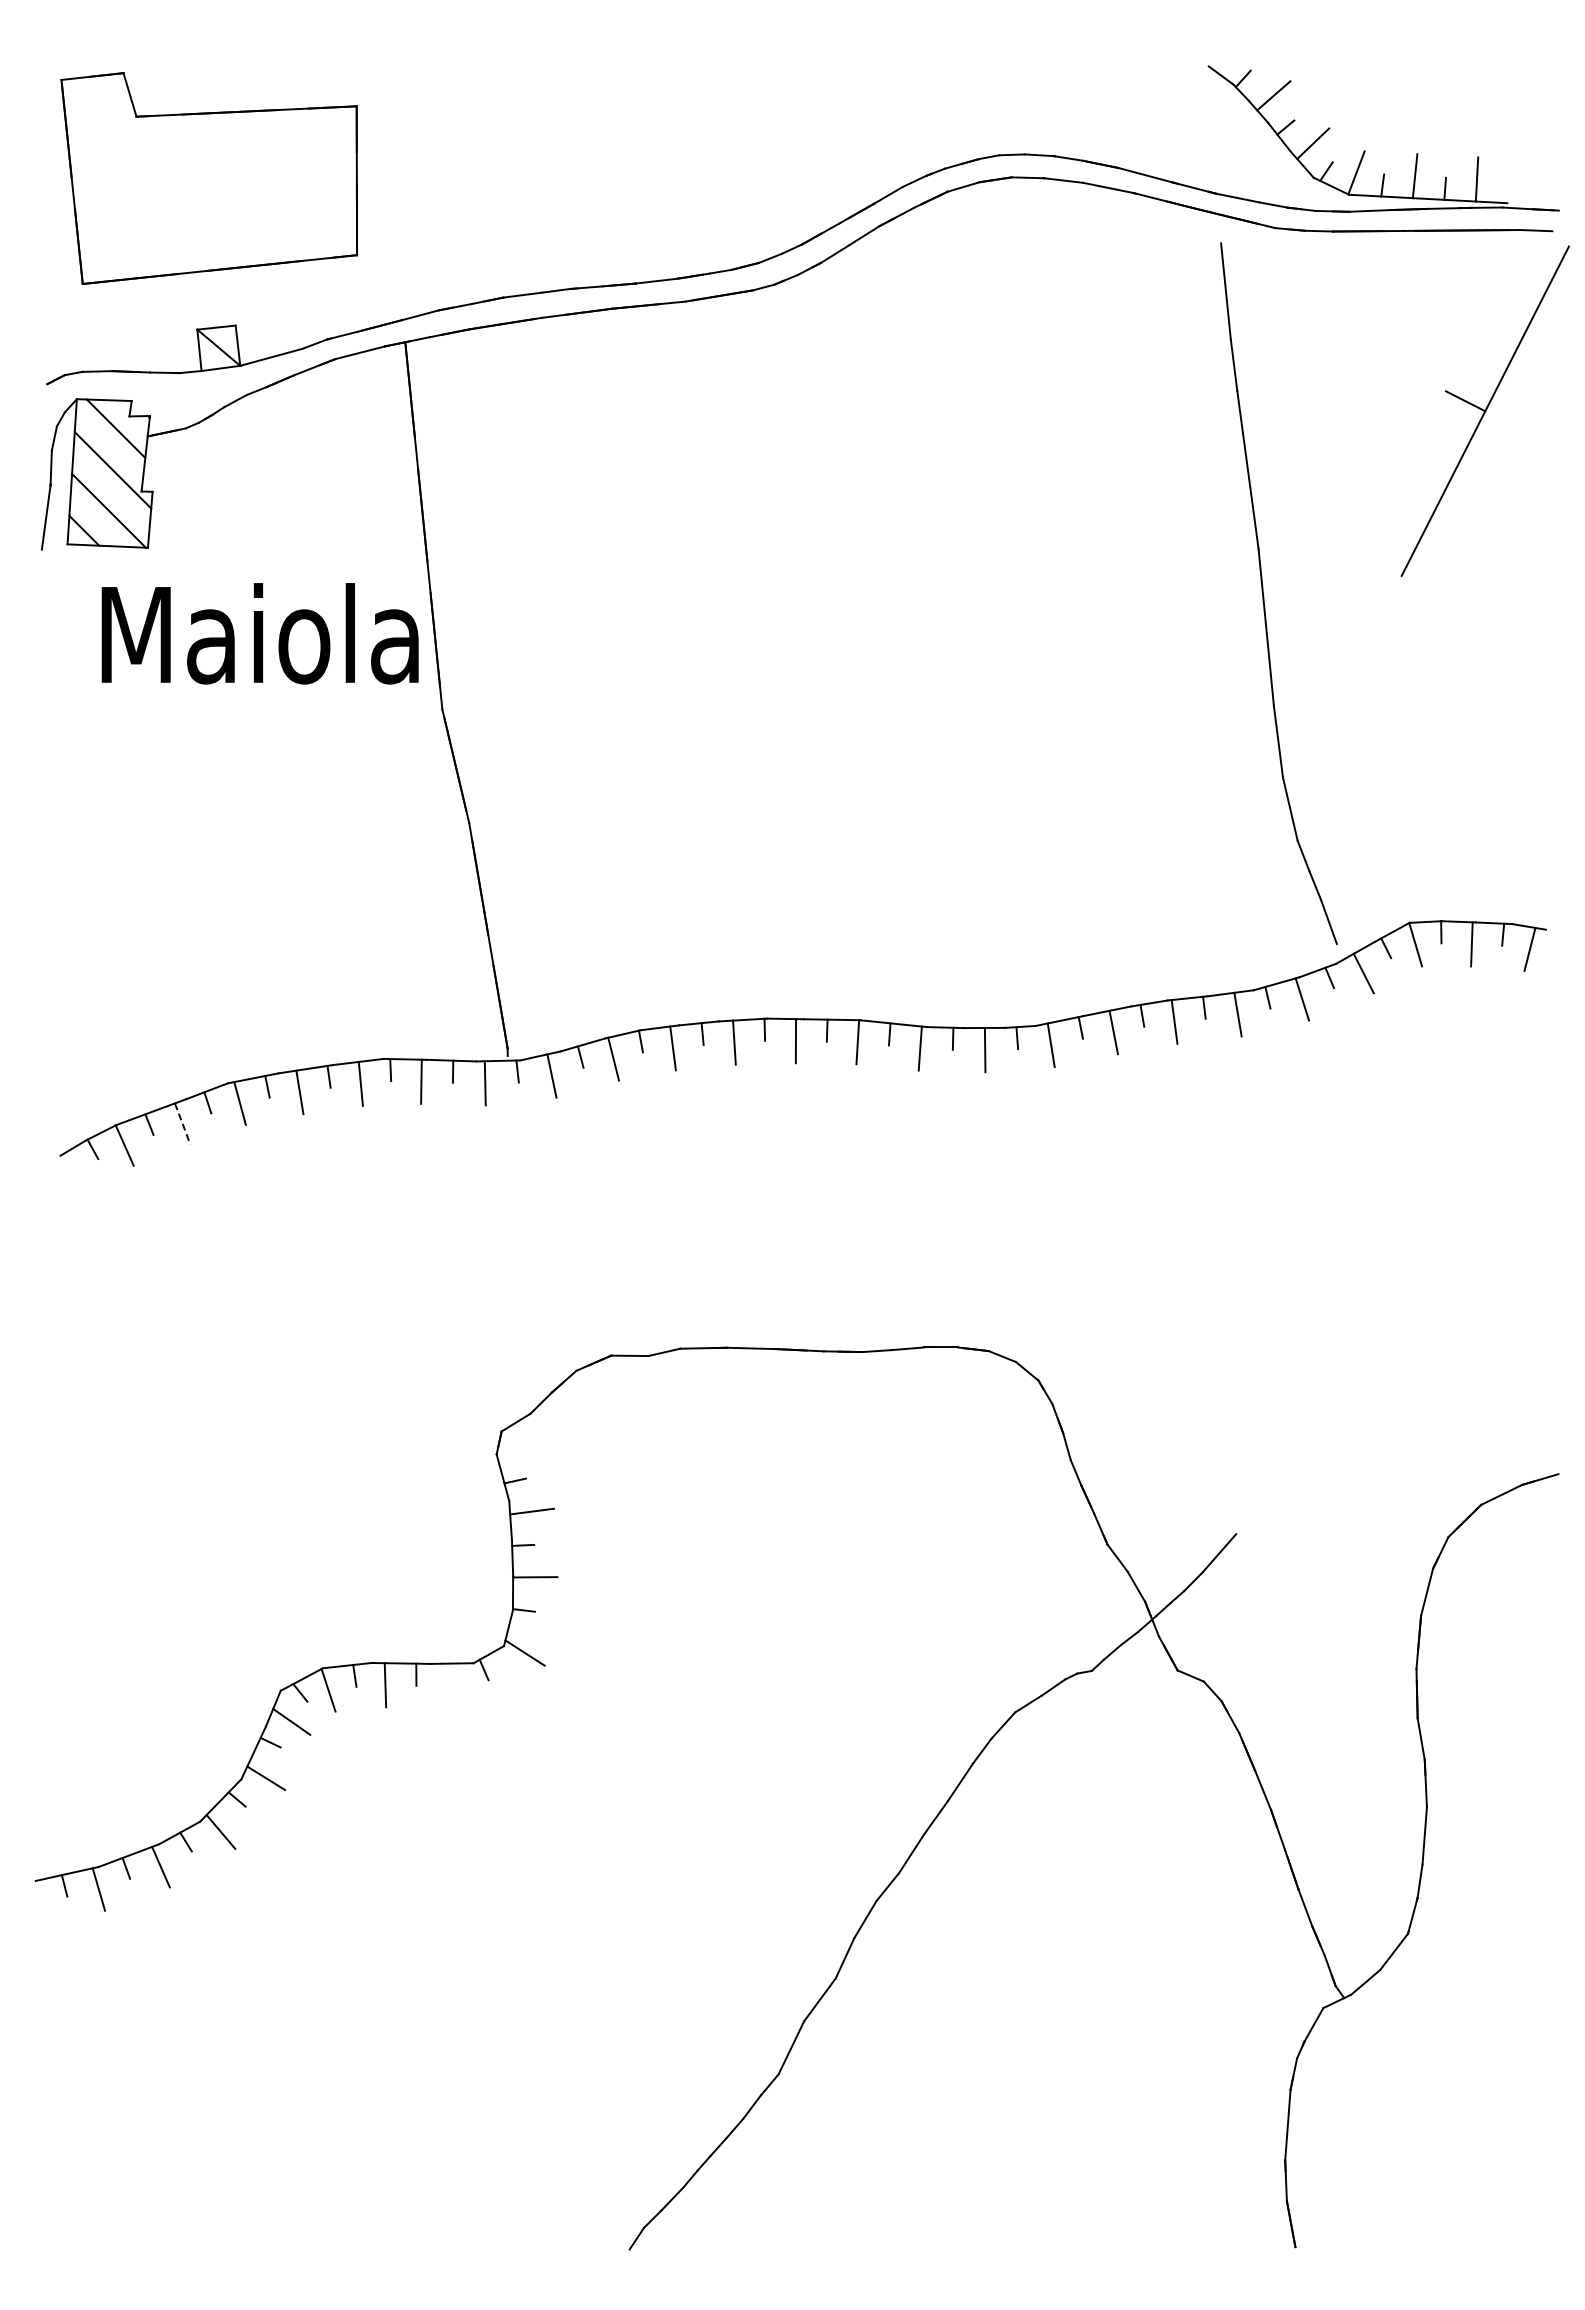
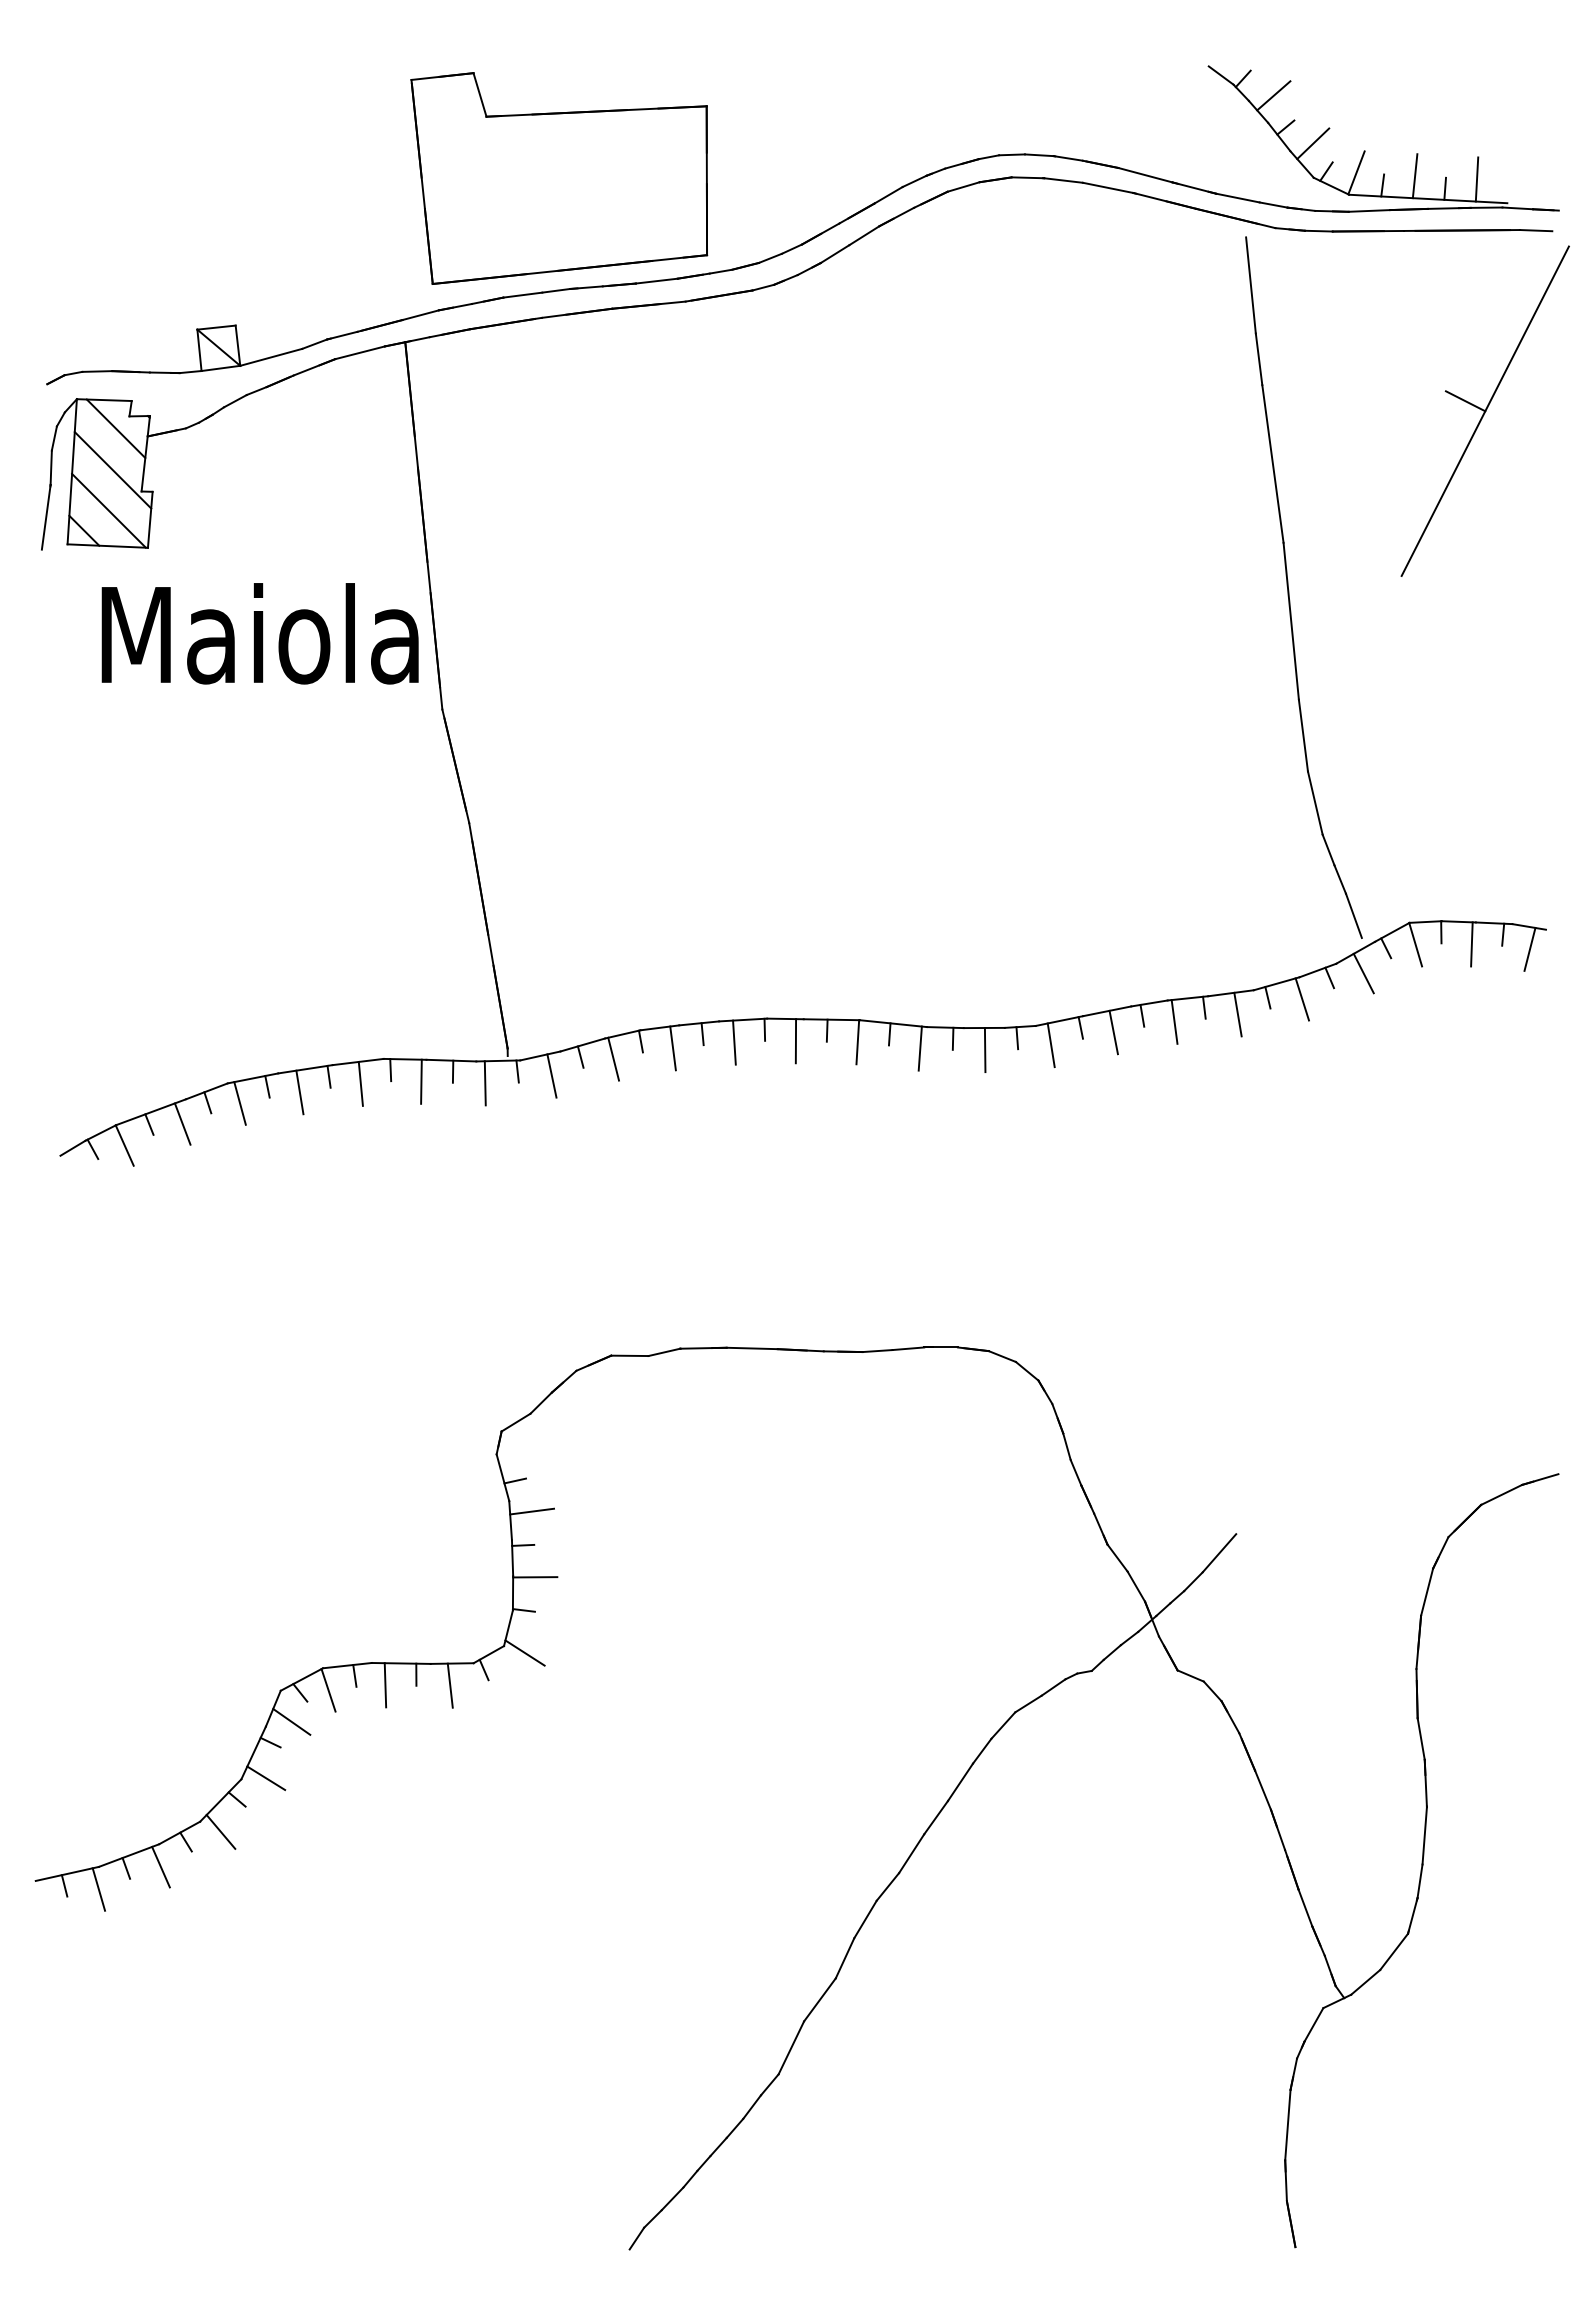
part position: (209, 178) -> (559, 178) (559, 178)
part position: (1264, 596) -> (1289, 590) (1289, 590)
line: dashed -> solid (182, 1124)
line: none -> present (449, 1685)
